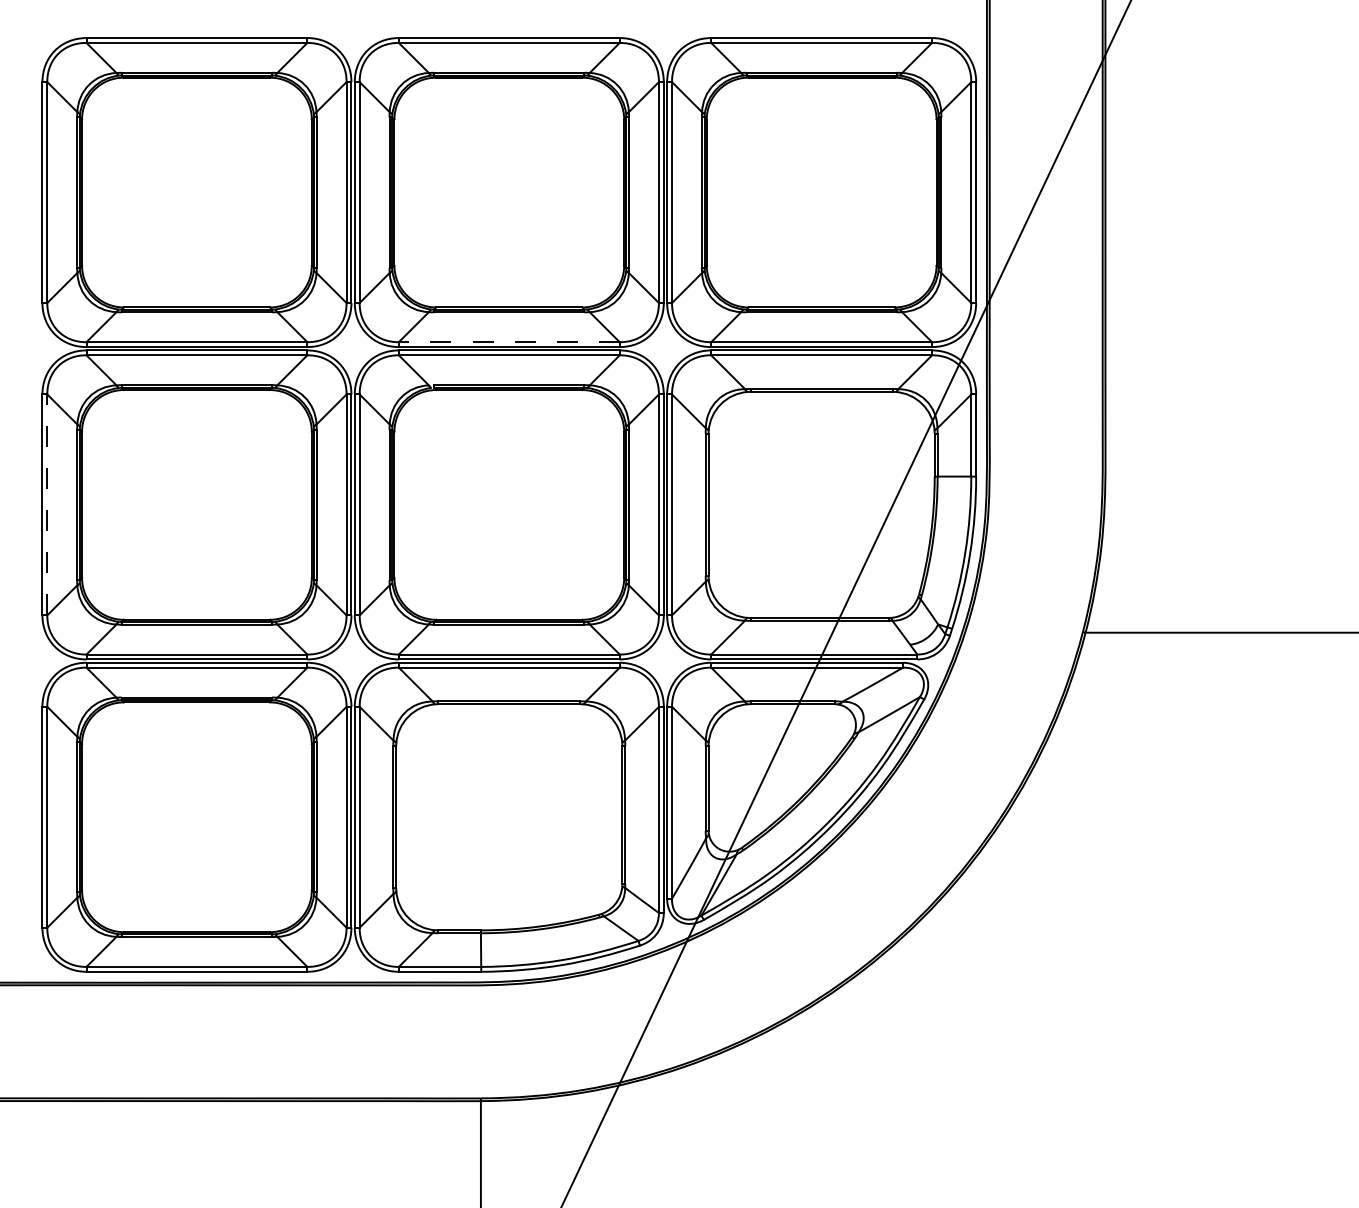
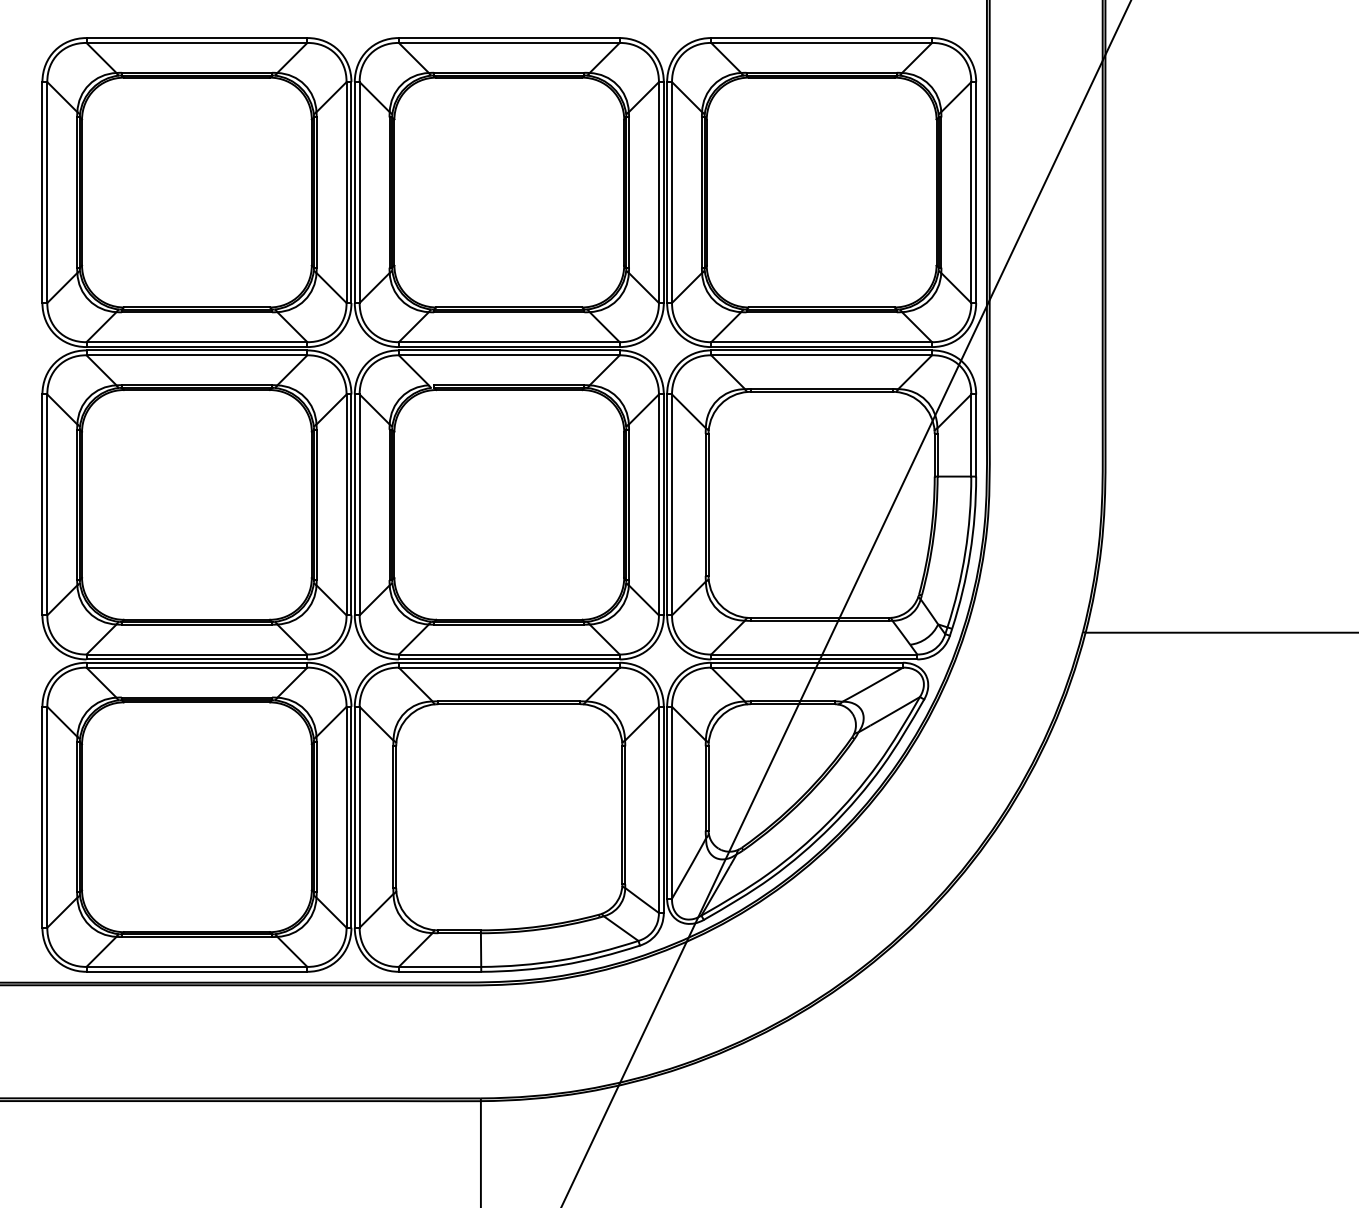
line: dashed -> solid (508, 342)
line: dashed -> solid (47, 504)
